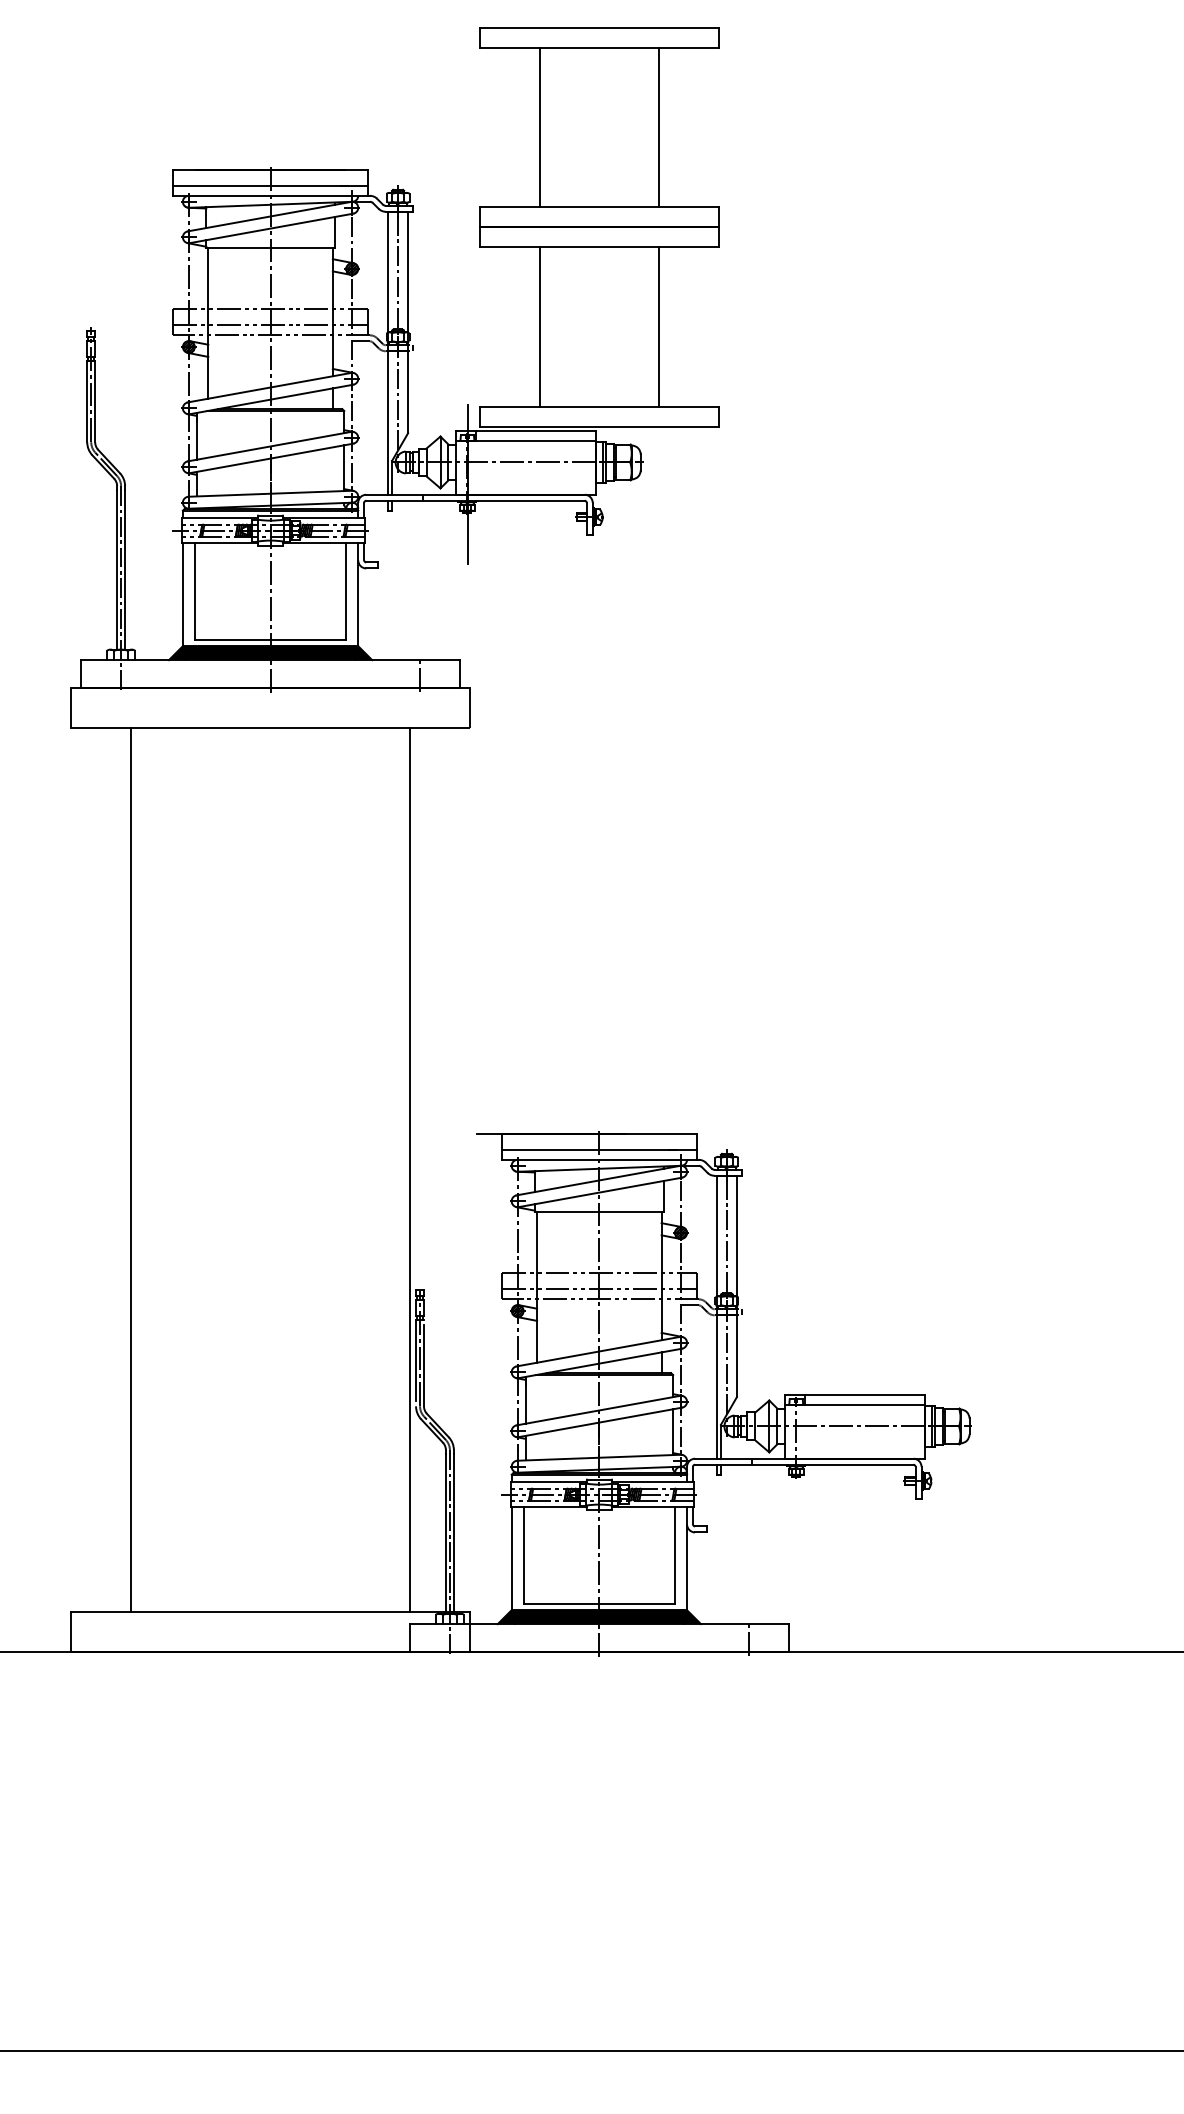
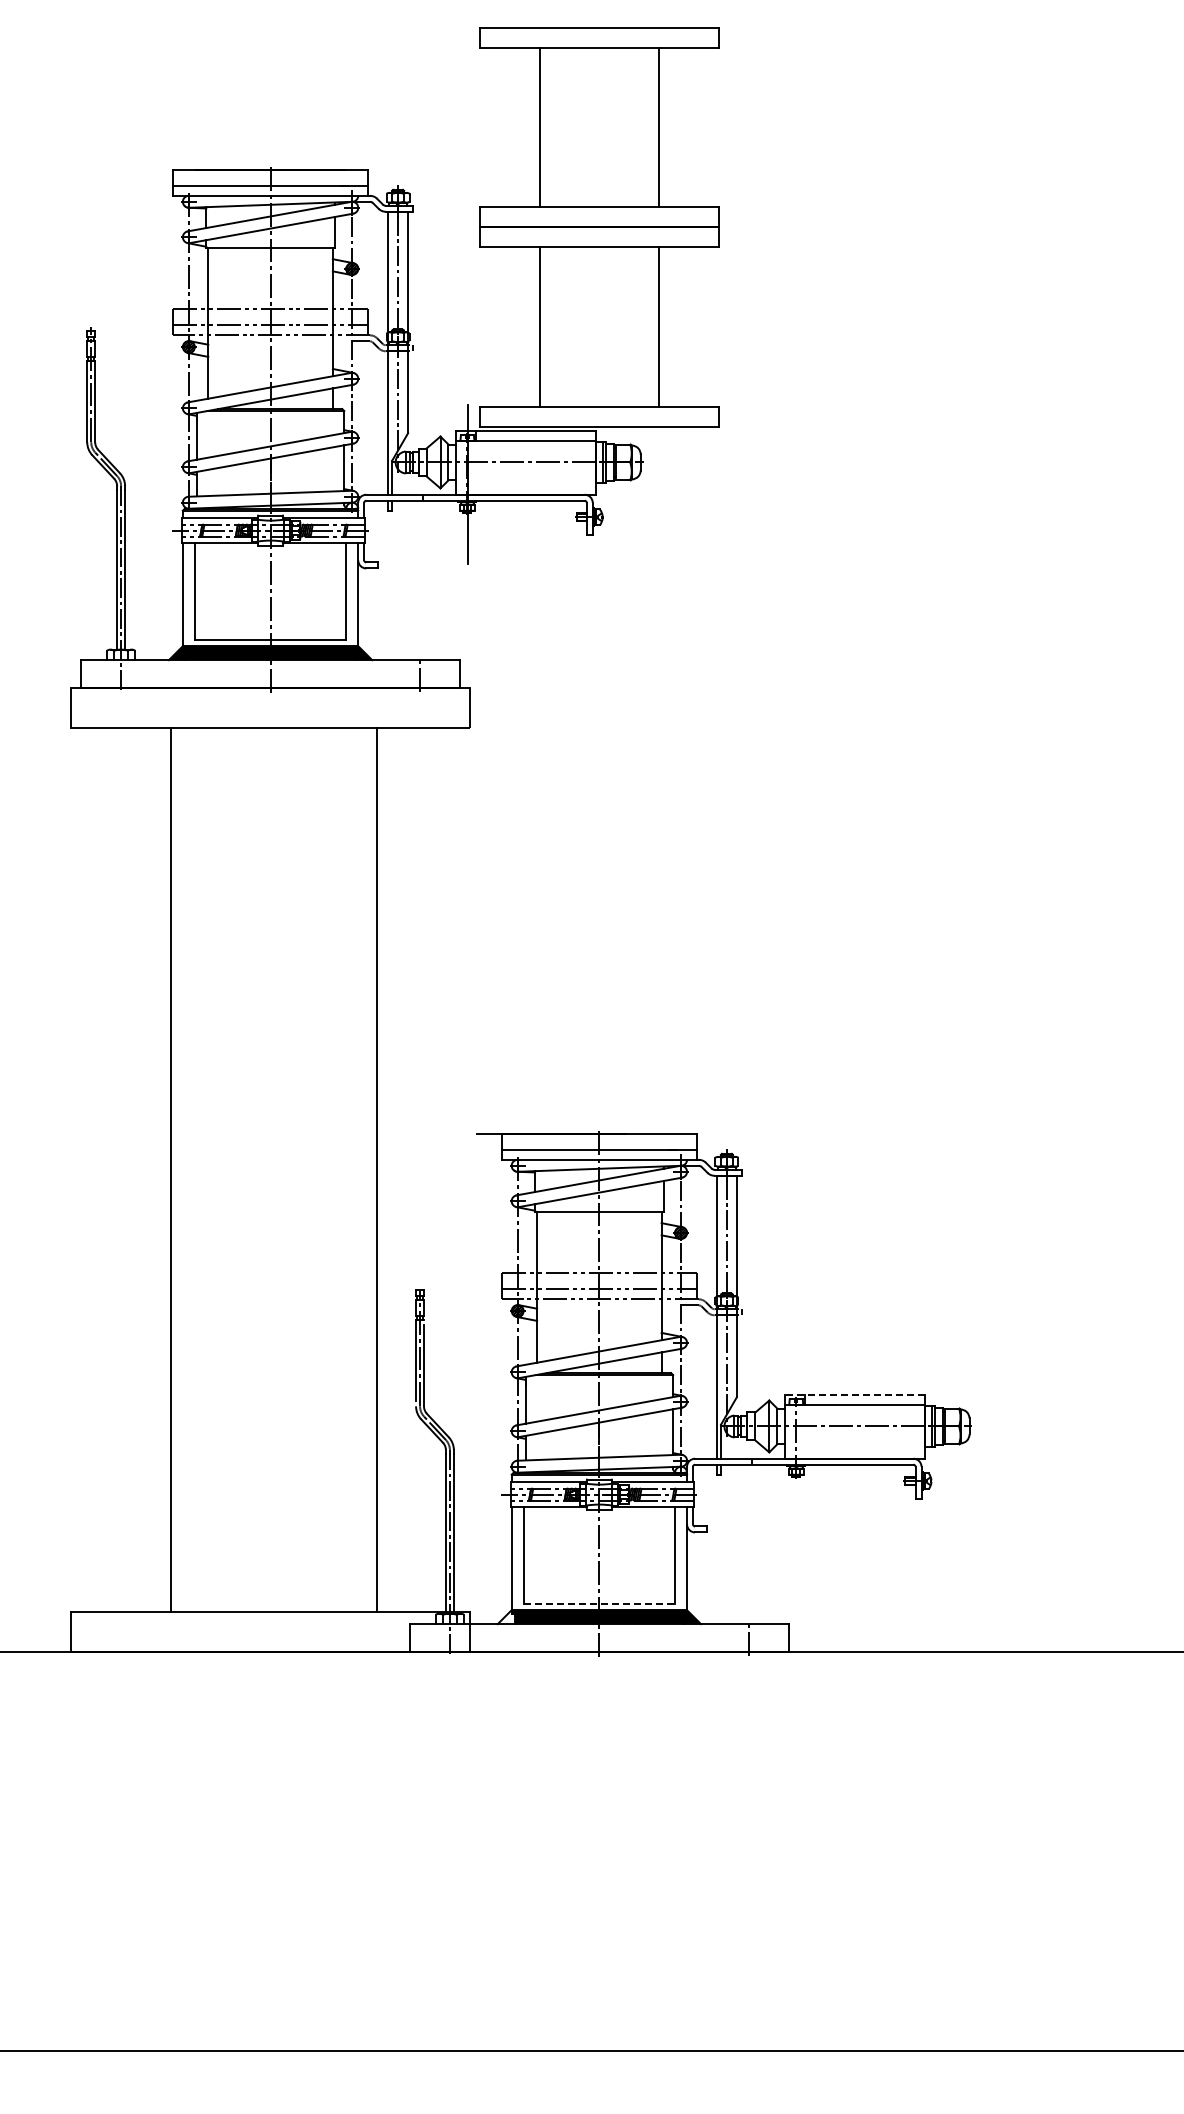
line position: (131, 1169) -> (171, 1169) (171, 1169)
line position: (410, 1169) -> (377, 1169) (377, 1169)
line: solid -> dashed (854, 1394)
line: solid -> dashed (599, 1604)
fill: present -> none (505, 1617)
